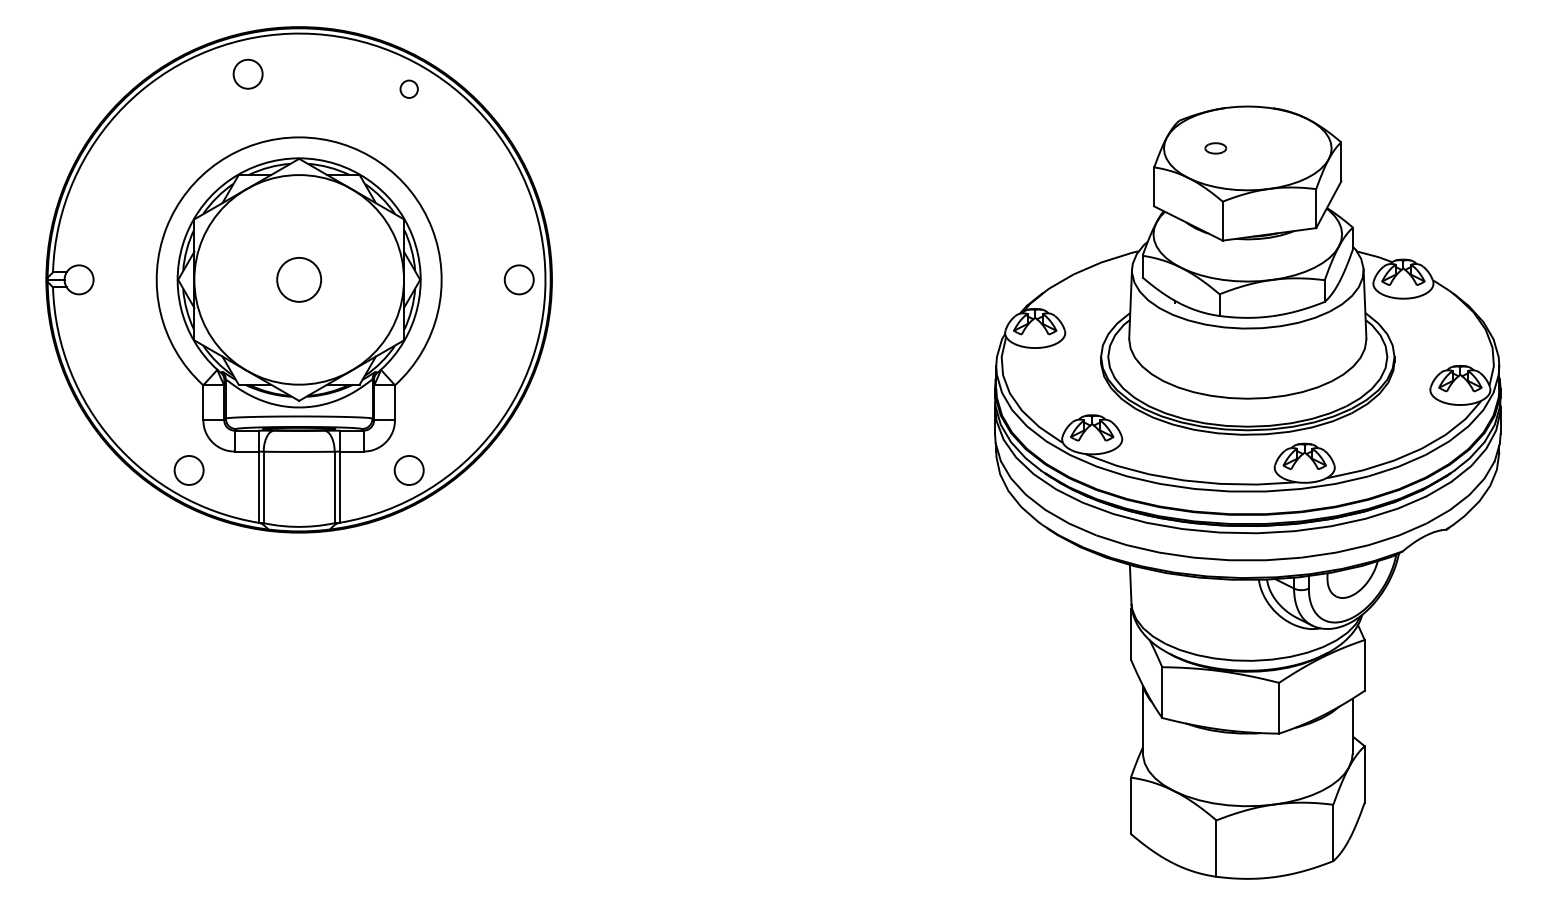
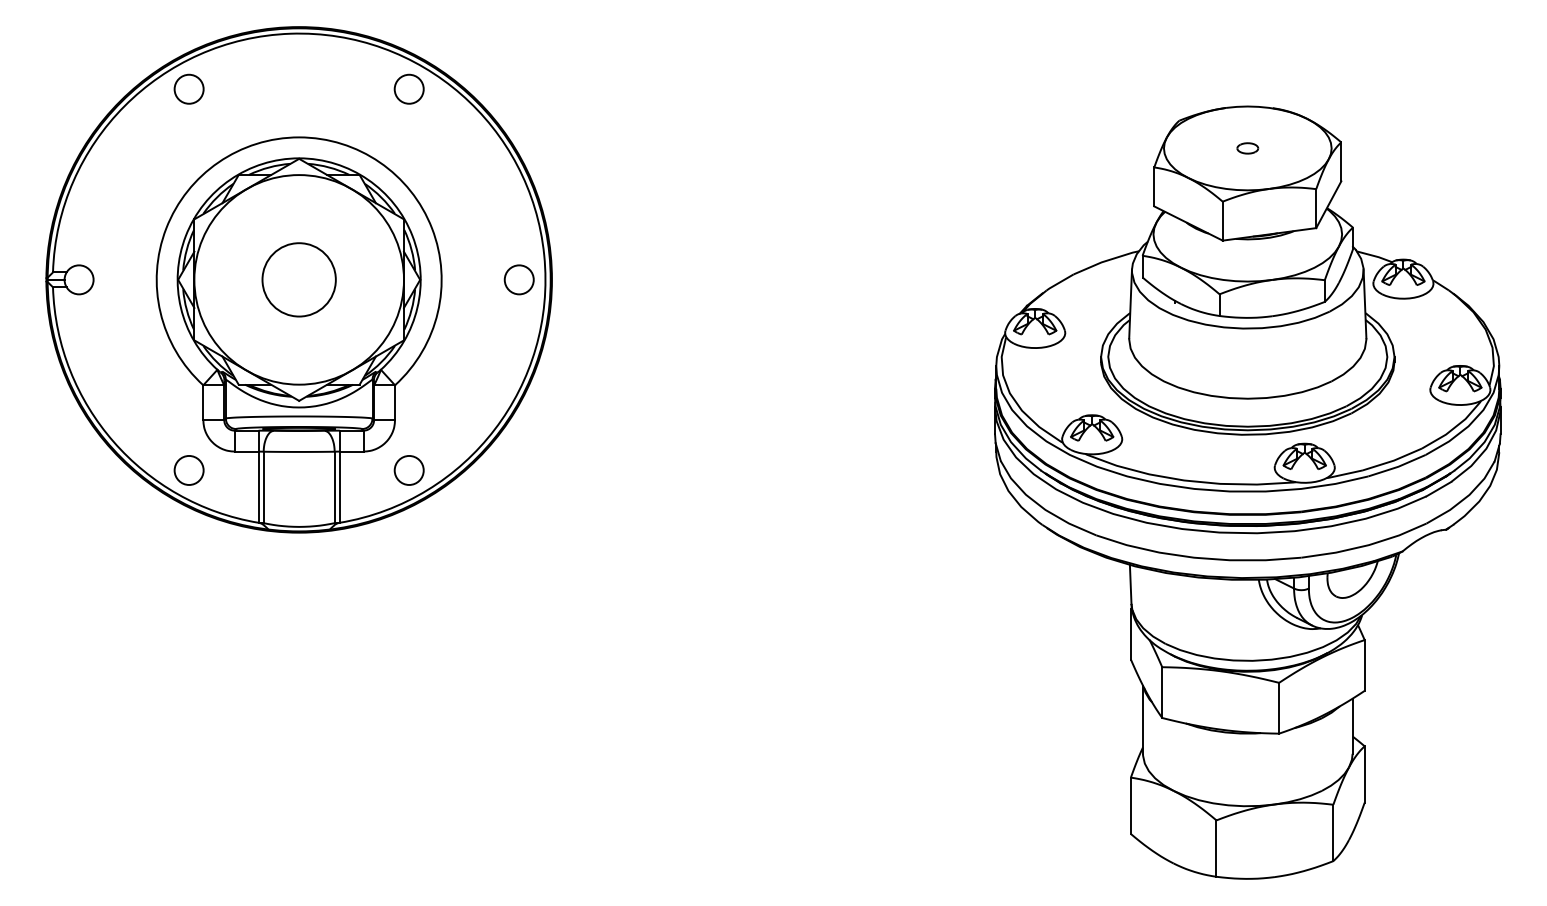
circle position: (247, 73) -> (188, 88) (188, 88)
circle diameter: 17 px -> 29 px (408, 88)
part position: (1215, 148) -> (1247, 148) (1247, 148)
circle diameter: 44 px -> 73 px (298, 279)
